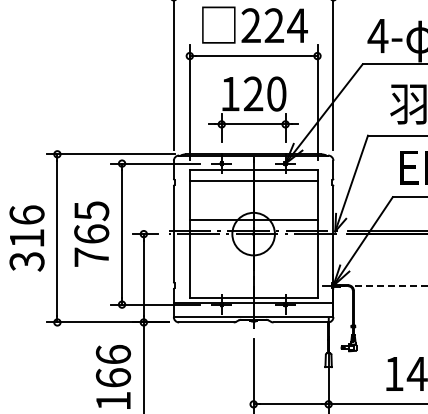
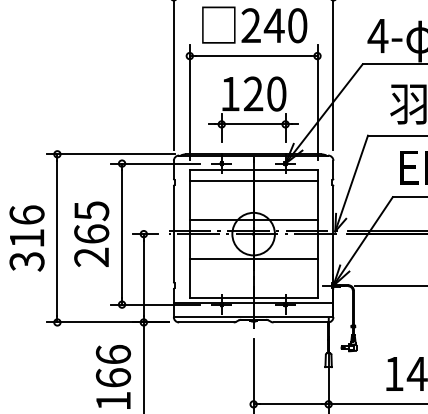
text: 224 -> 240 (285, 25)
text: 765 -> 265 (91, 257)
line: none -> present (253, 258)
line: dashed -> solid (391, 285)
